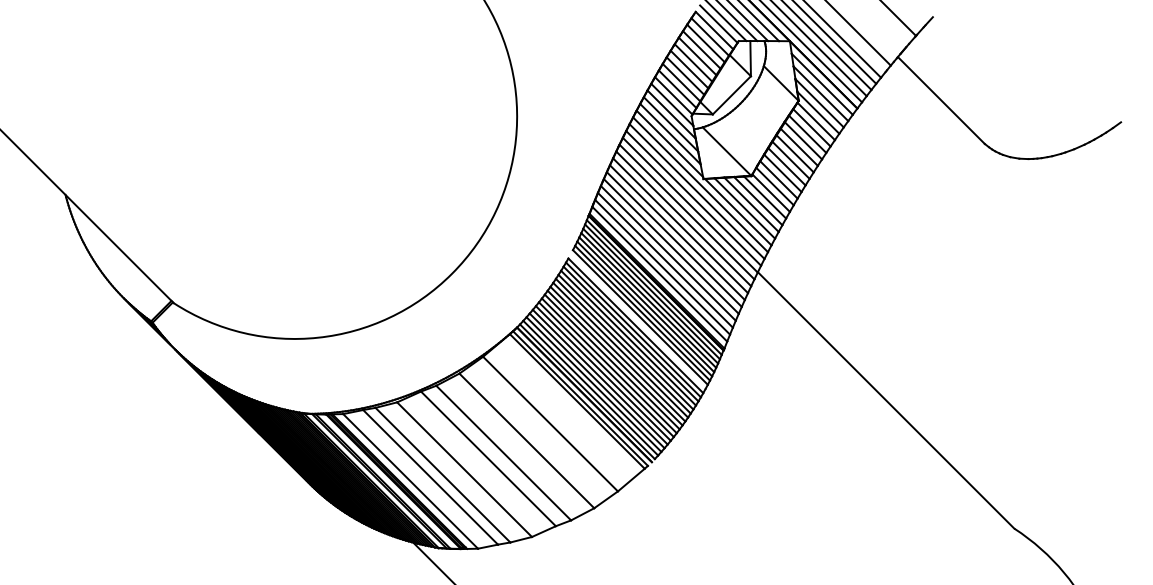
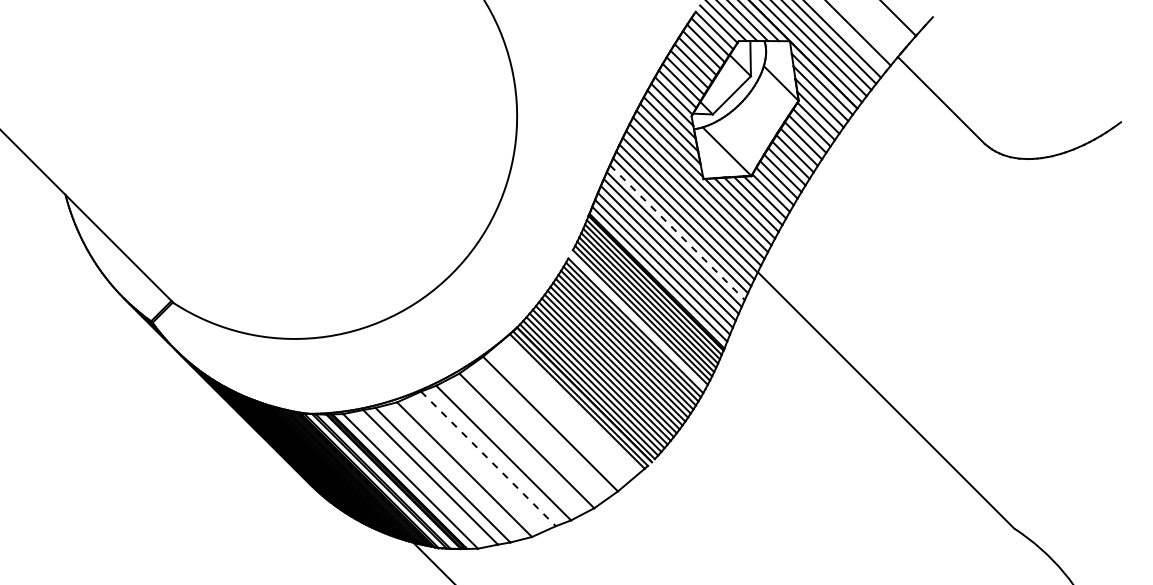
line: solid -> dashed (677, 233)
line: solid -> dashed (488, 459)
